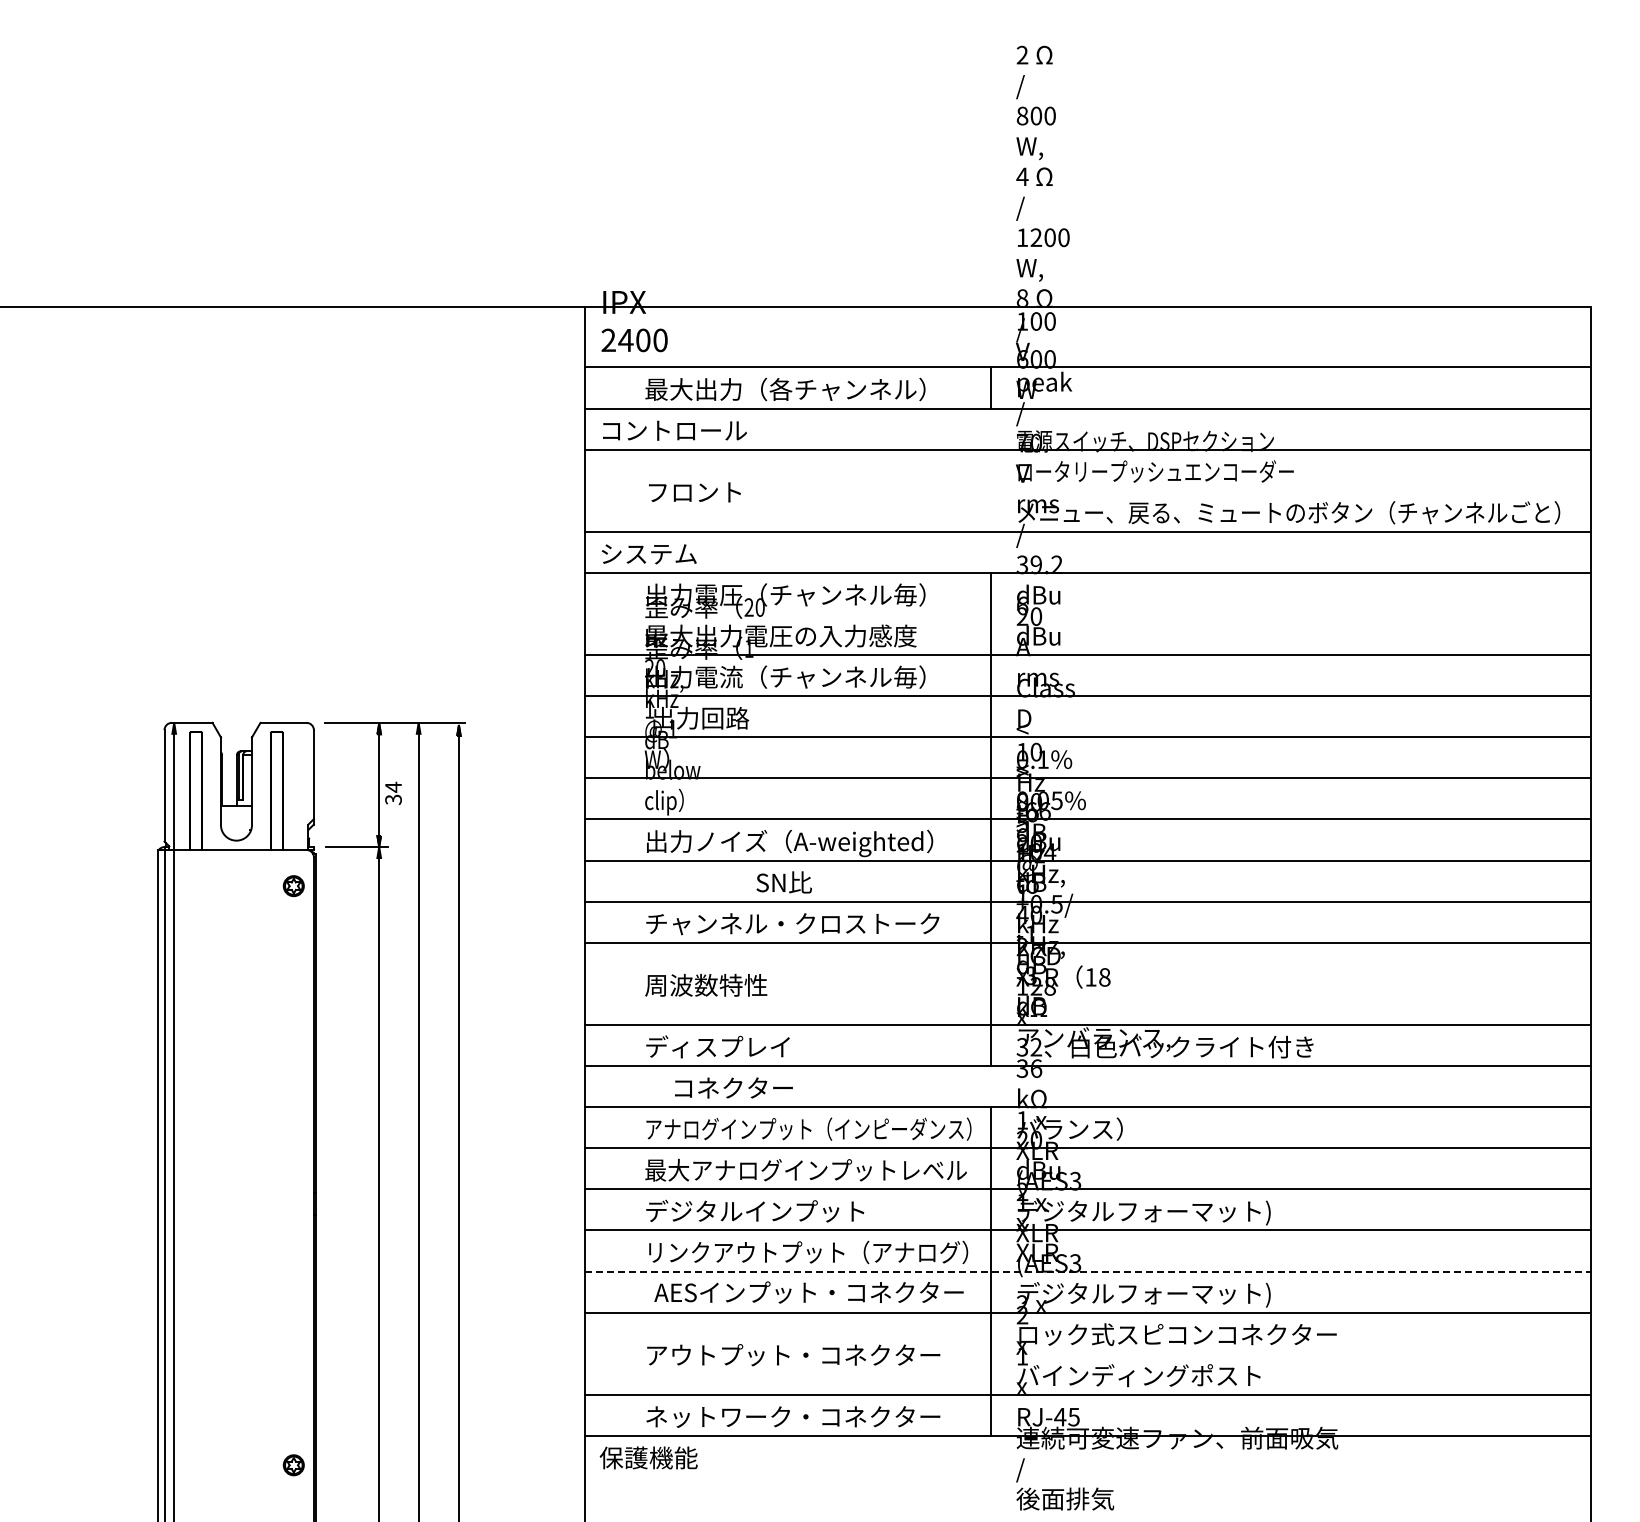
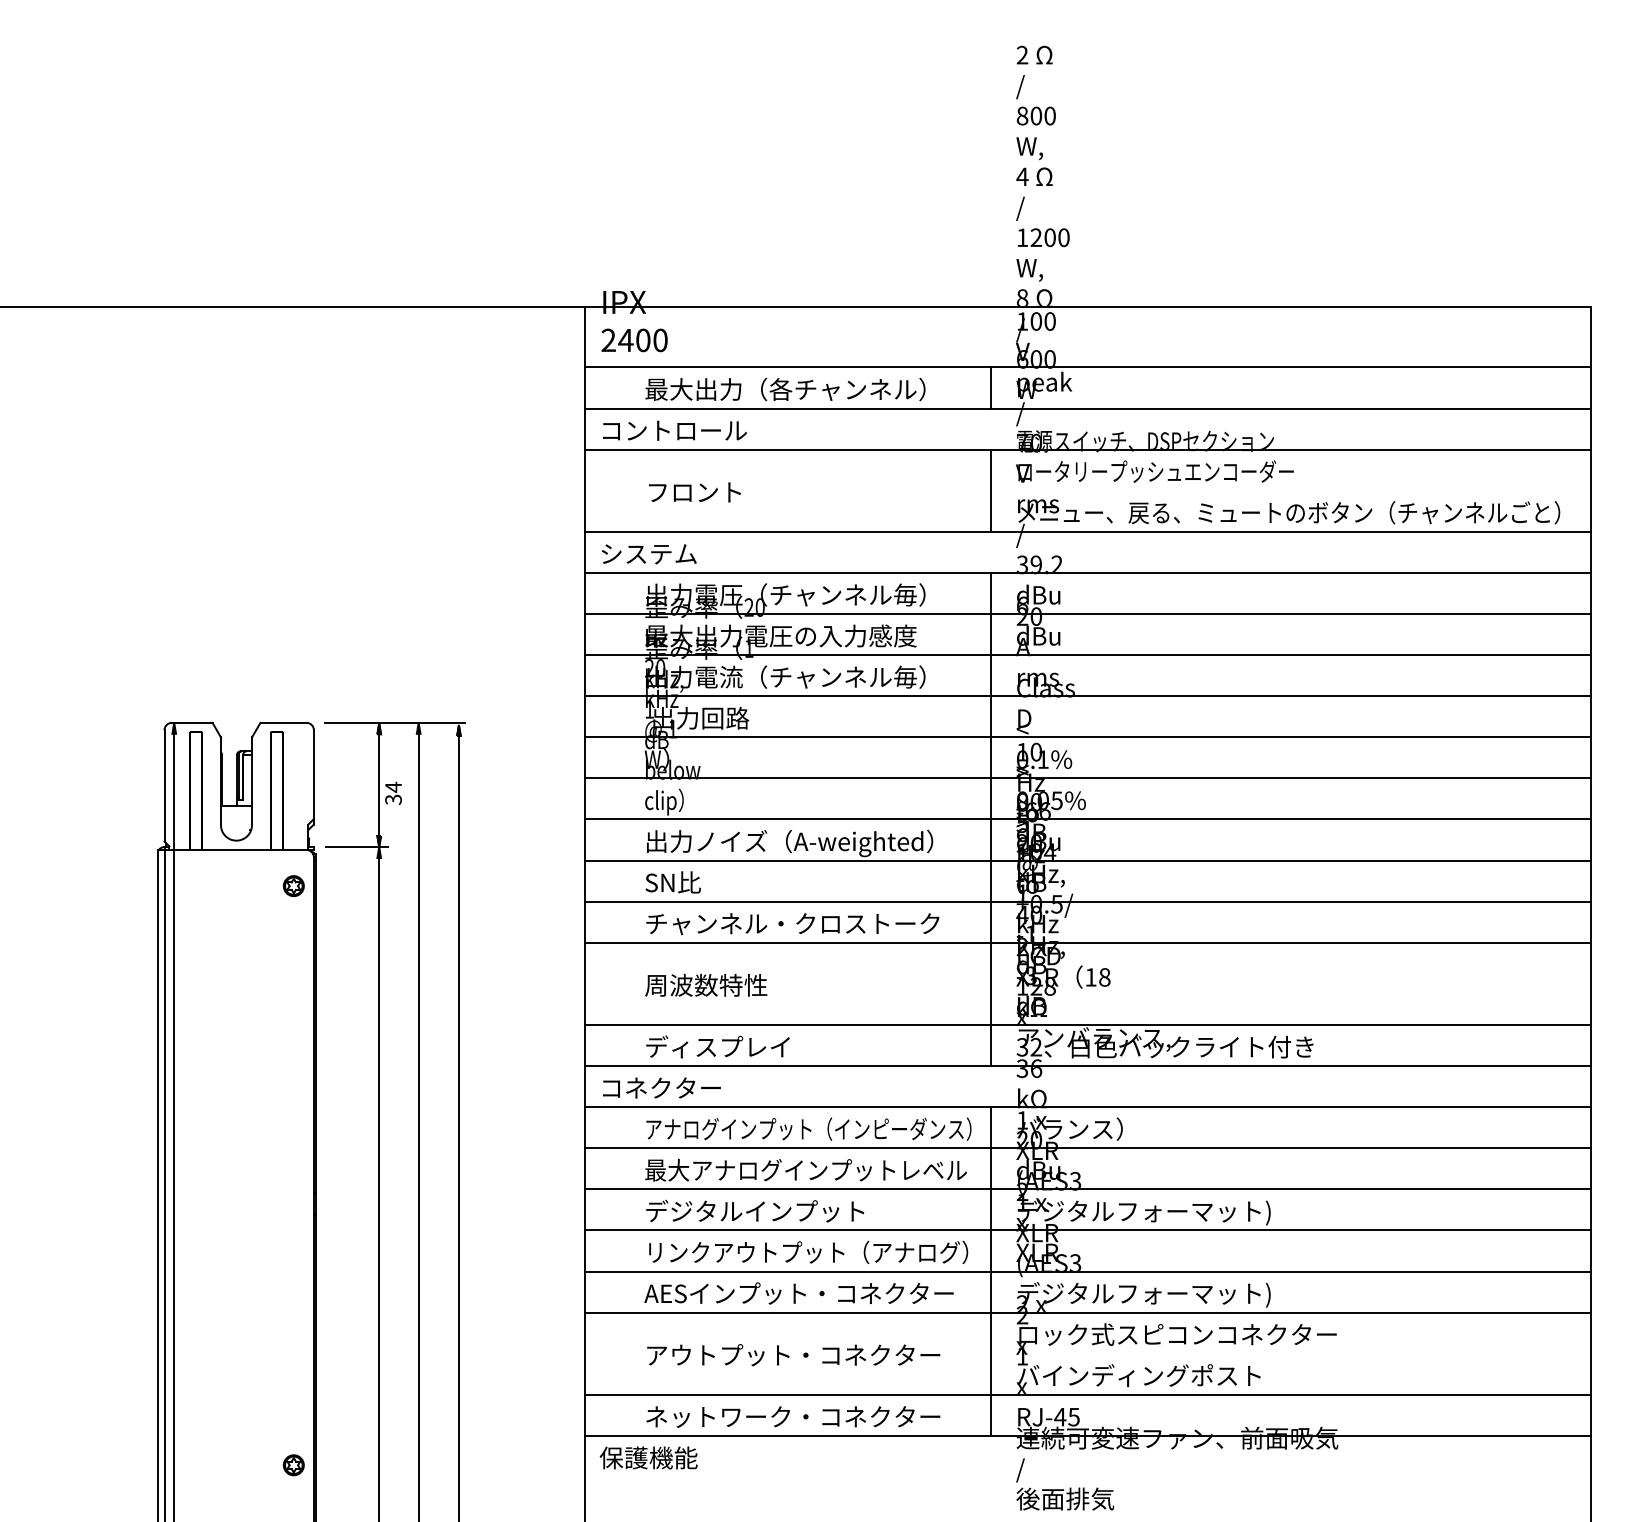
line: none -> present (991, 490)
line: none -> present (1087, 614)
text position: (783, 882) -> (672, 882) (672, 882)
text position: (733, 1087) -> (661, 1087) (661, 1087)
line: dashed -> solid (1087, 1271)
text position: (808, 1292) -> (798, 1293) (798, 1293)
